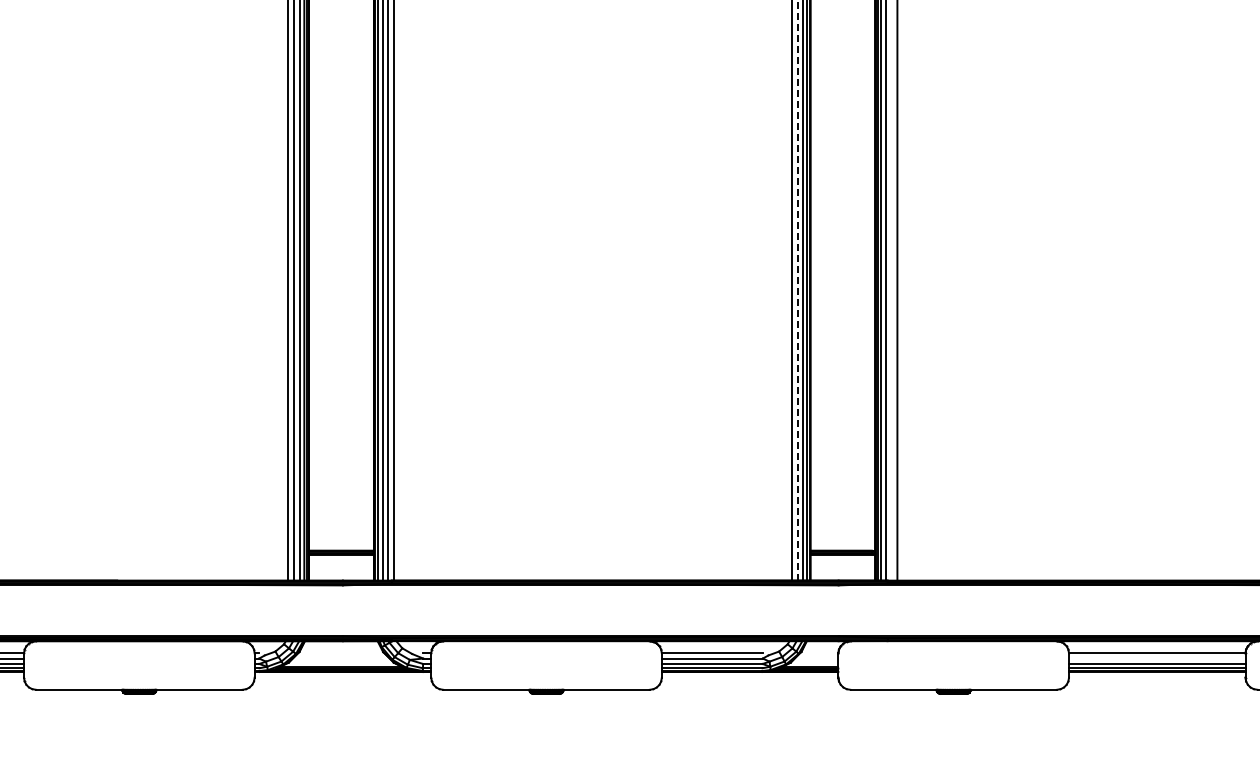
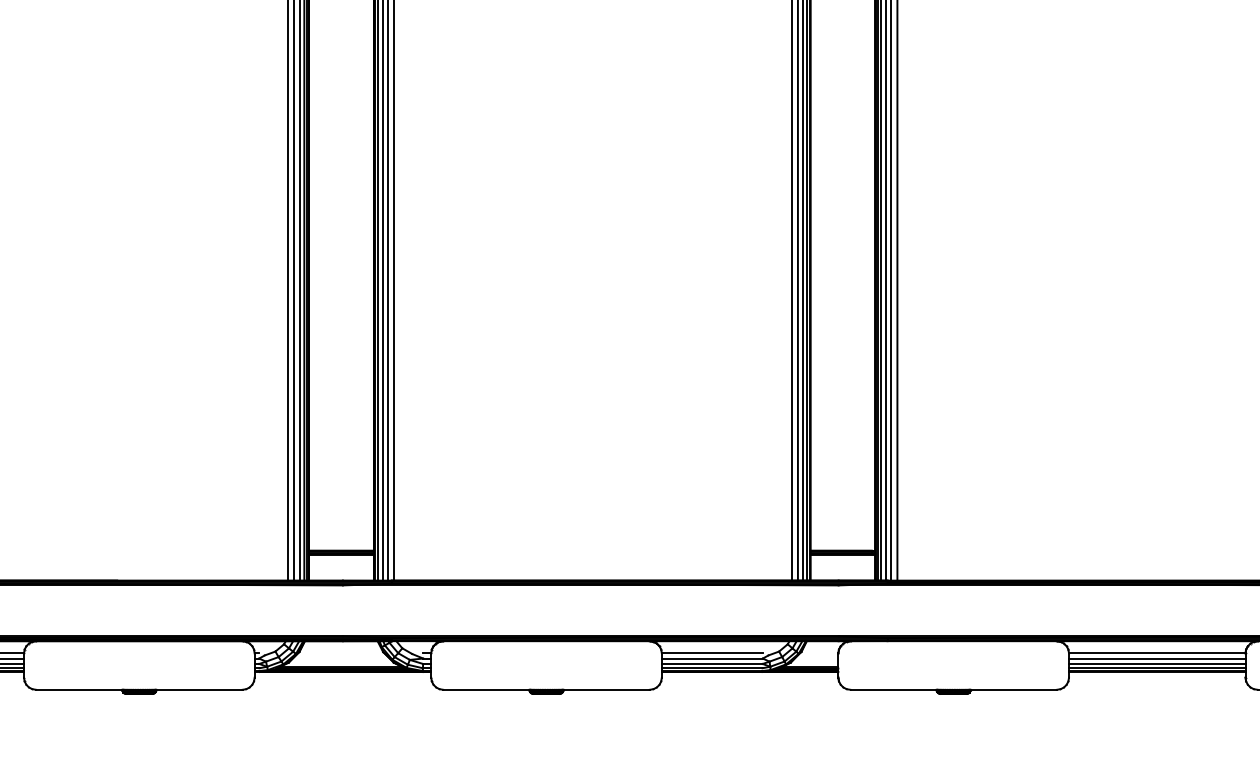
line: dashed -> solid (797, 290)
line: none -> present (891, 291)
line: none -> present (1157, 658)
